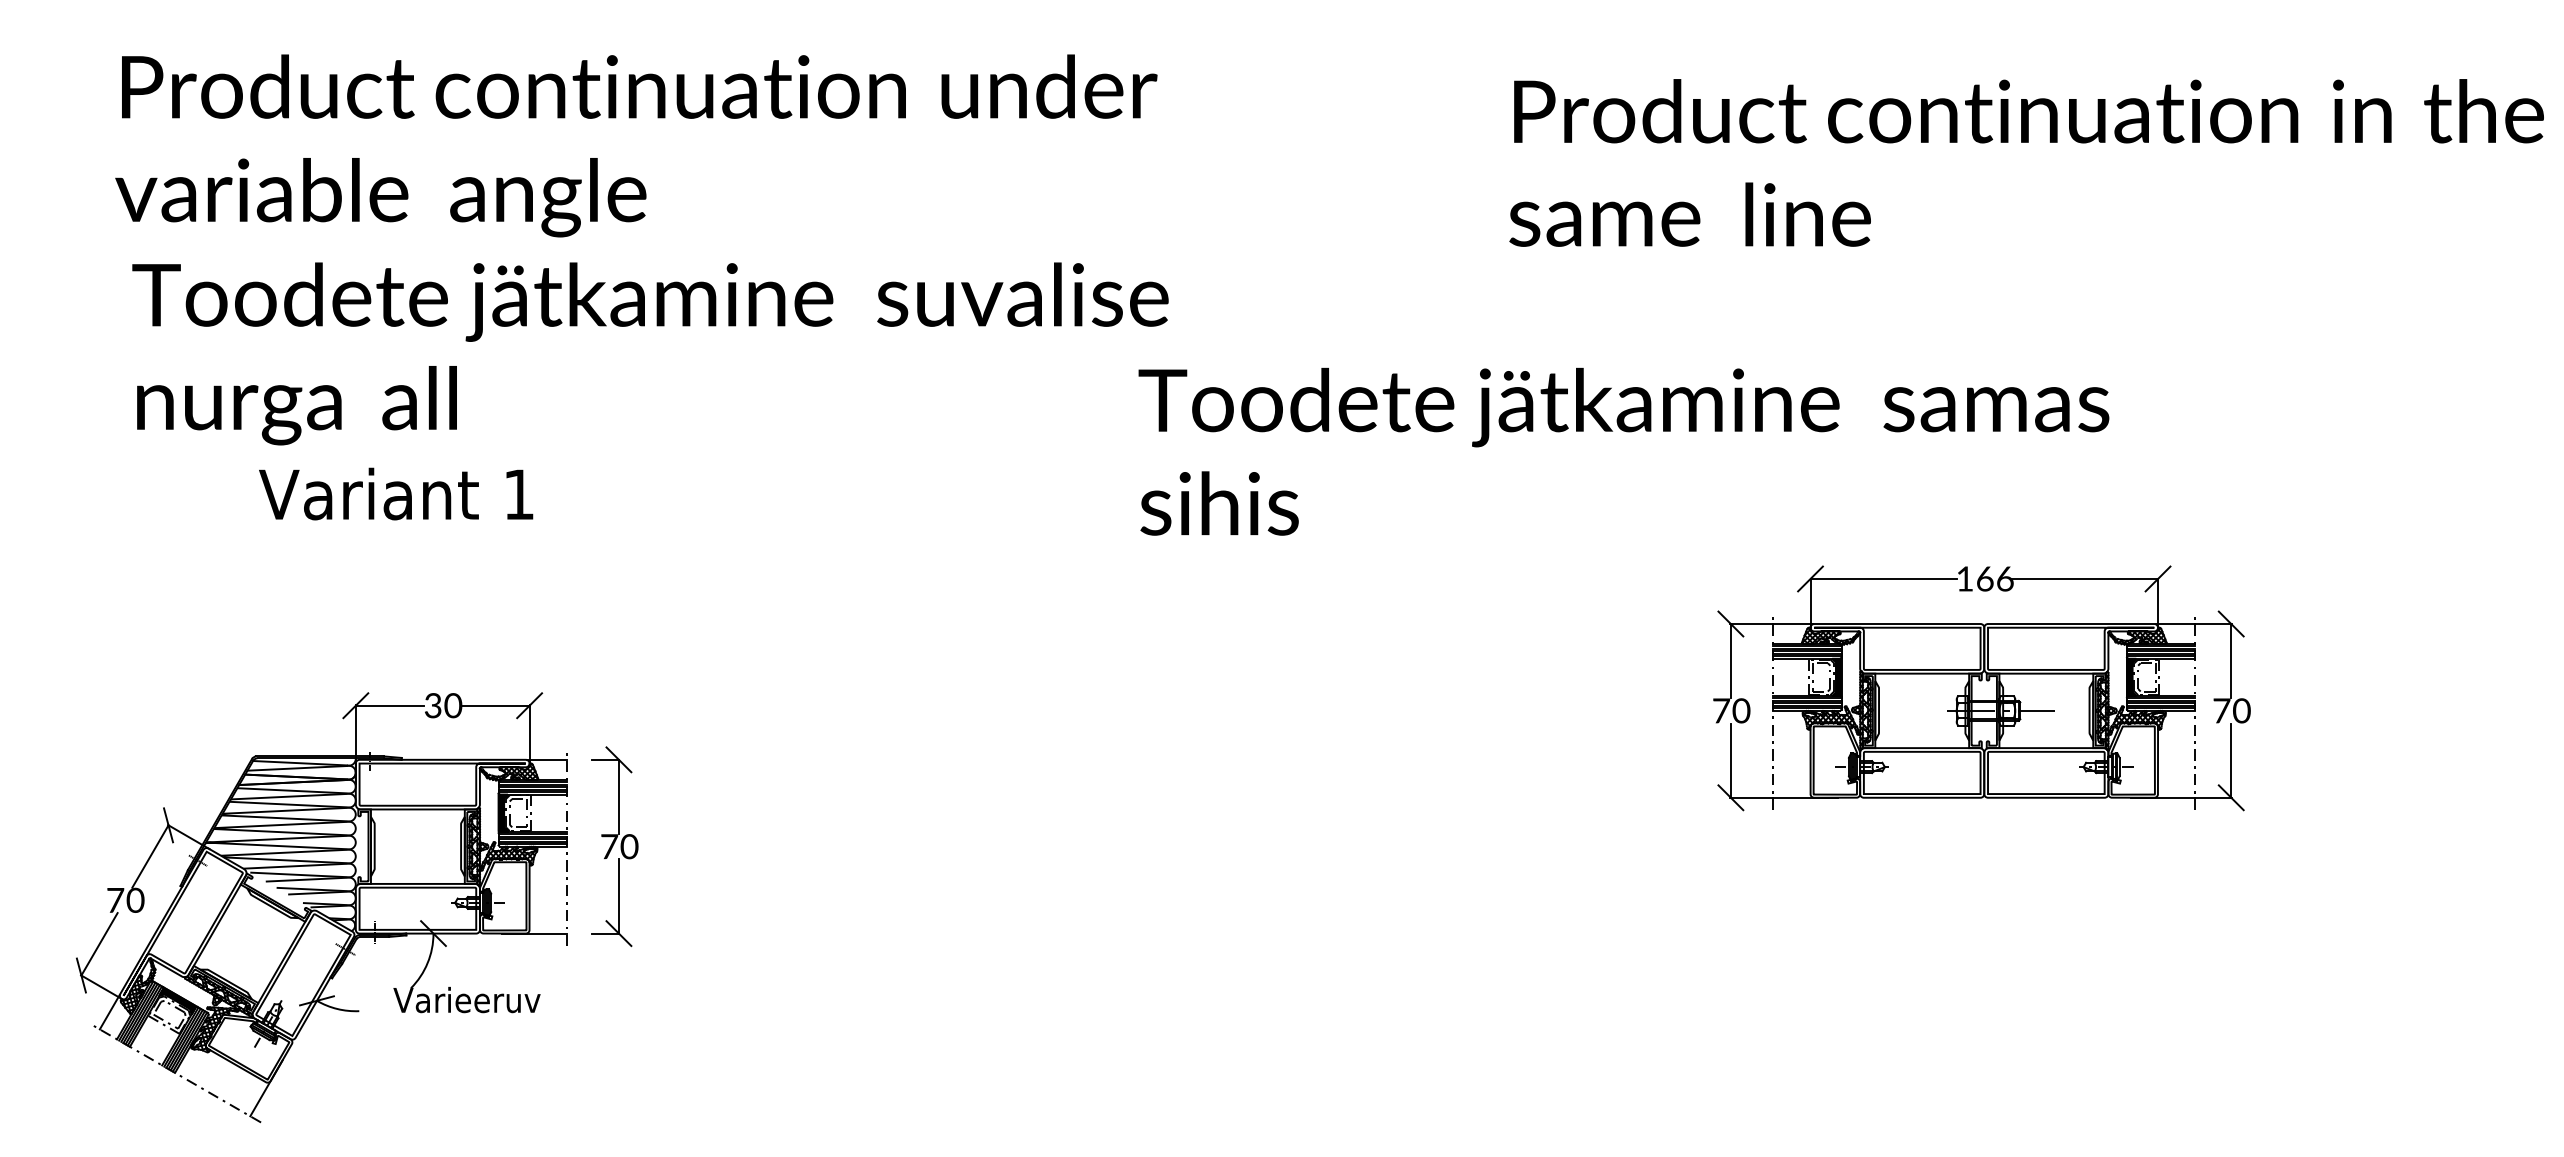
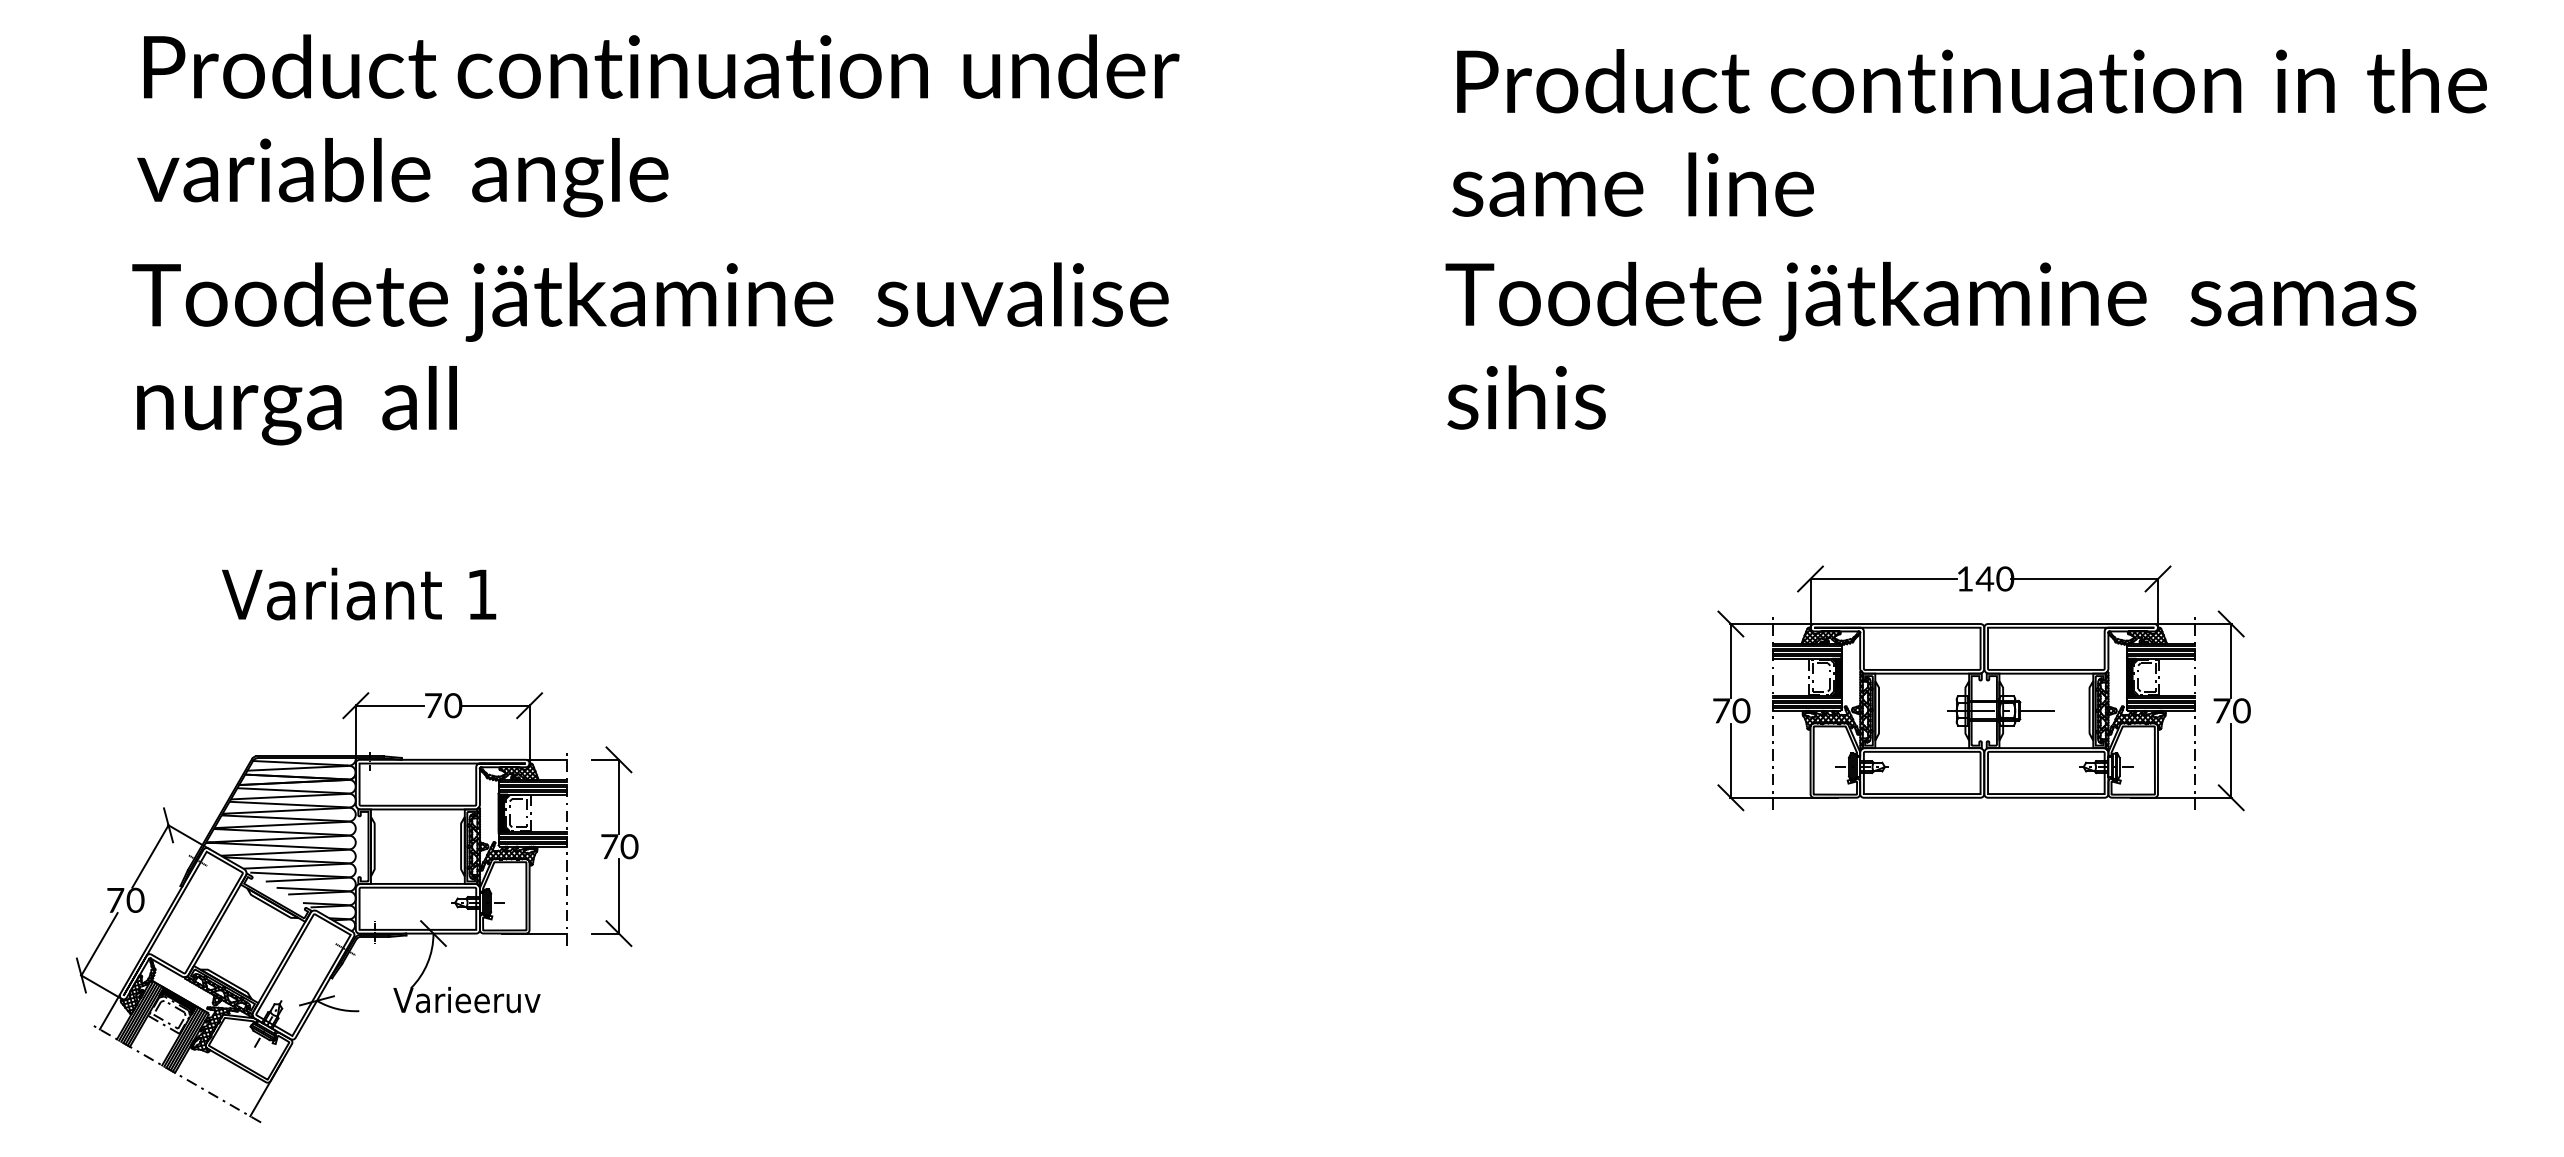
text position: (636, 145) -> (658, 125) (658, 125)
text position: (2026, 162) -> (1969, 132) (1969, 132)
text position: (1623, 451) -> (1930, 345) (1930, 345)
text position: (396, 493) -> (359, 593) (359, 593)
text: 166 -> 140 (1994, 578)
text: 30 -> 70 (433, 705)
